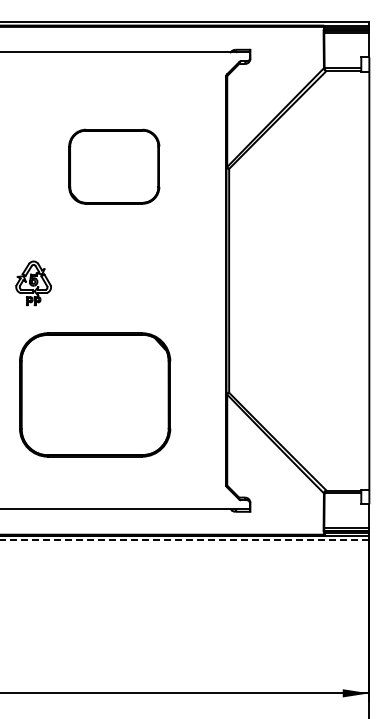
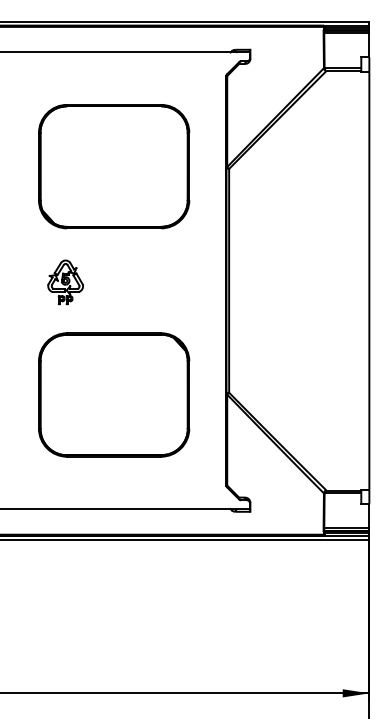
part size: 93x77 px -> 153x126 px (114, 166)
part position: (33, 283) -> (65, 282) (65, 282)
part position: (95, 394) -> (114, 394) (114, 394)
line: dashed -> solid (184, 540)
